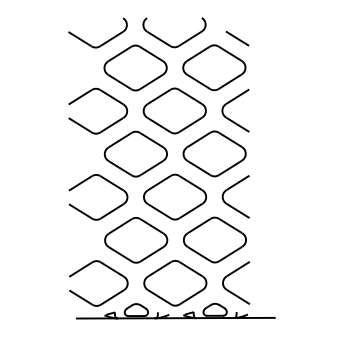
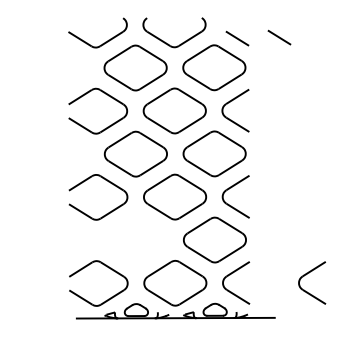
line: none -> present (279, 37)
part: present -> none (136, 240)
part: none -> present (306, 275)
